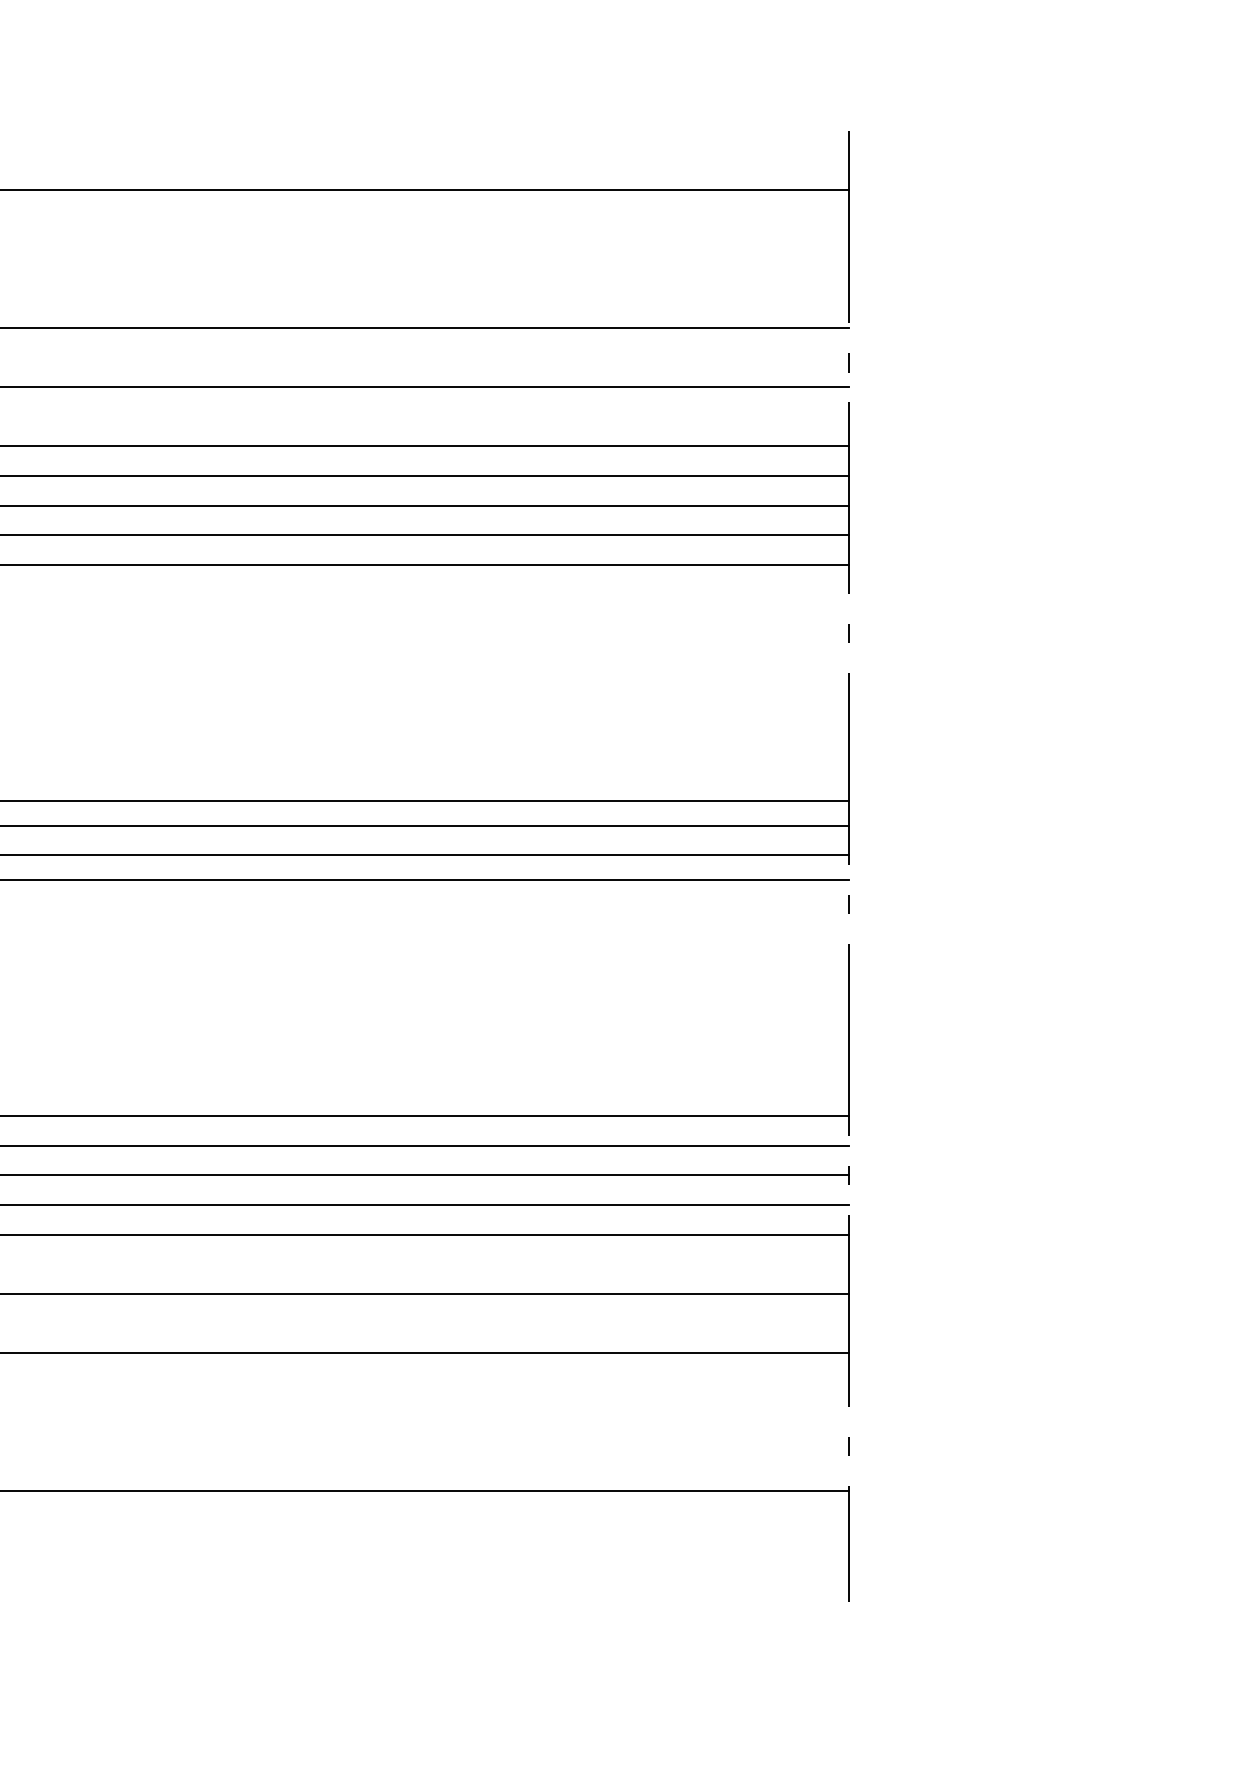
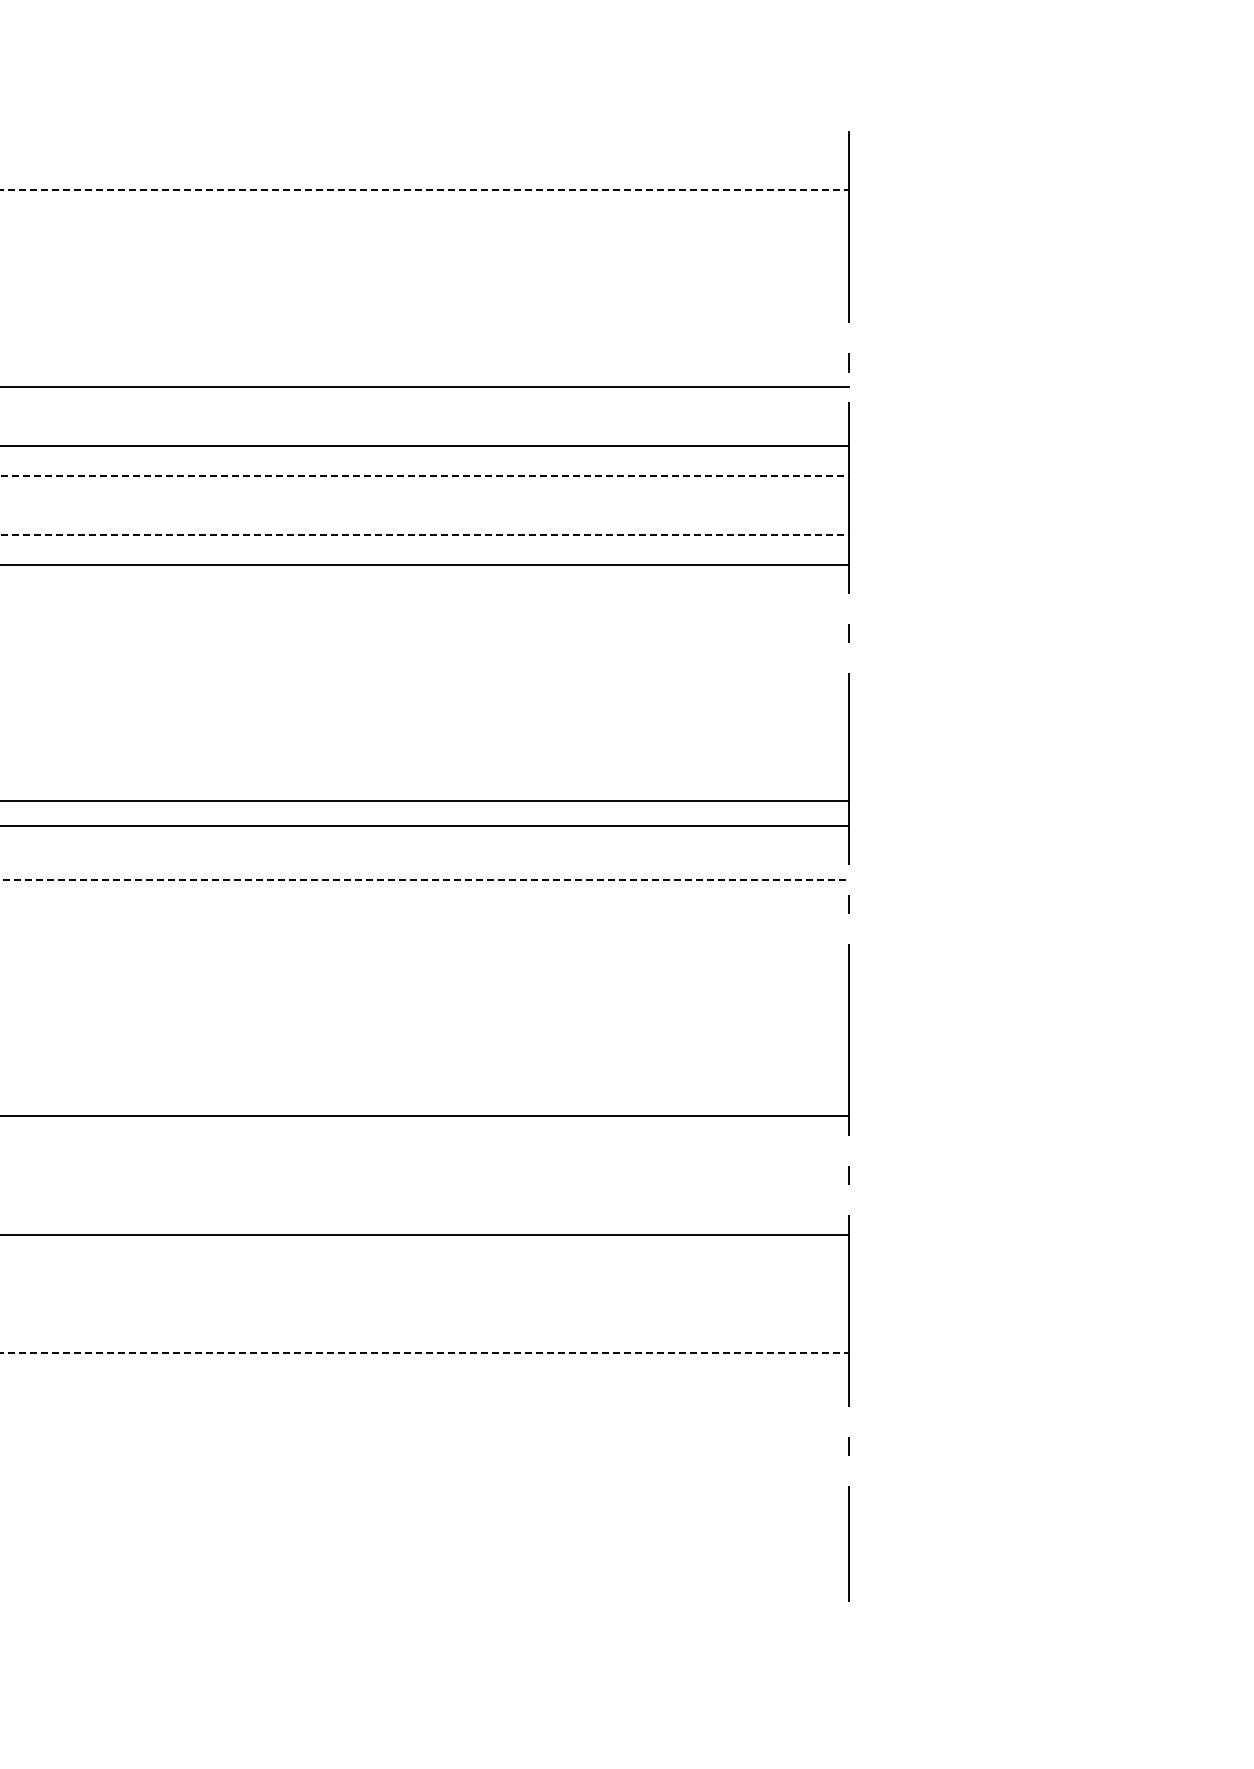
line: solid -> dashed (425, 190)
line: present -> none (425, 328)
line: solid -> dashed (425, 475)
line: present -> none (425, 505)
line: solid -> dashed (425, 535)
line: present -> none (425, 855)
line: solid -> dashed (425, 879)
line: present -> none (425, 1145)
line: present -> none (425, 1175)
line: present -> none (425, 1204)
line: present -> none (425, 1293)
line: solid -> dashed (425, 1352)
line: present -> none (425, 1490)
